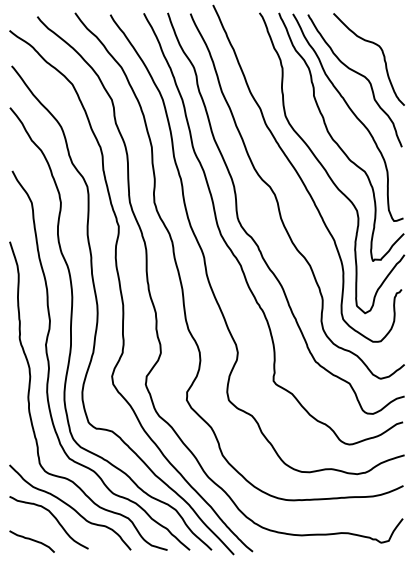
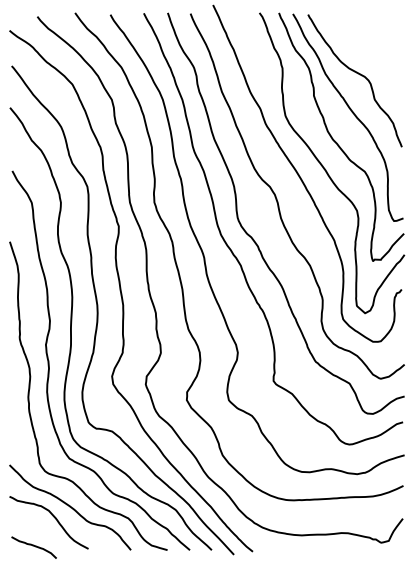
curve: present -> none (382, 54)
curve position: (31, 540) -> (33, 546) (33, 546)
